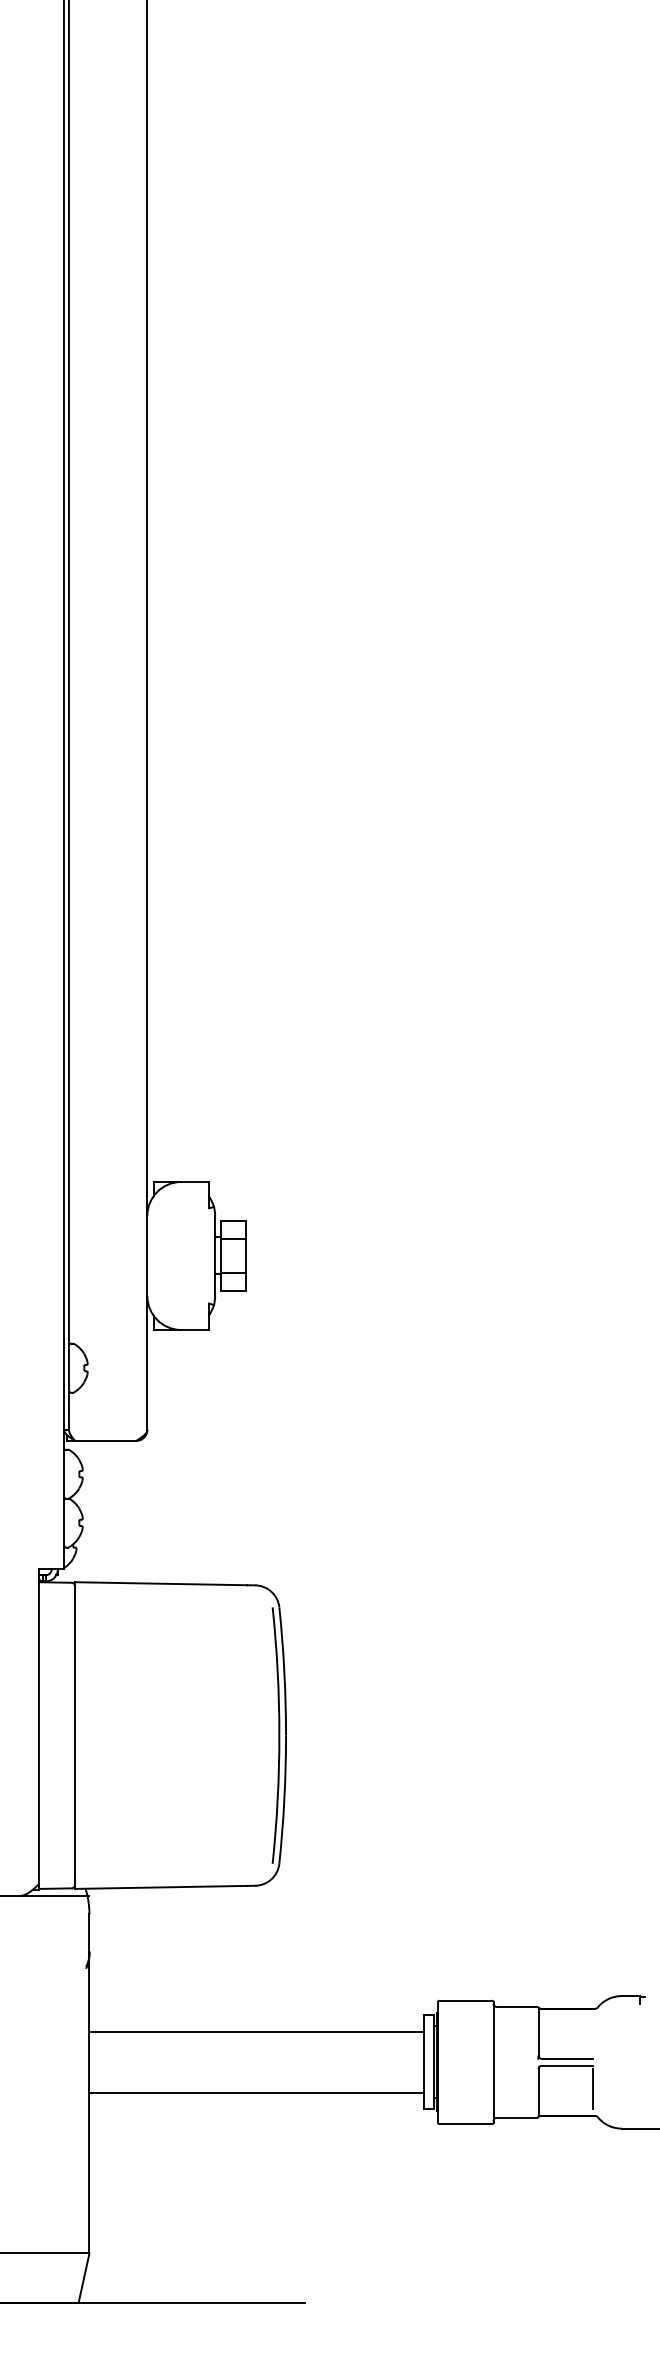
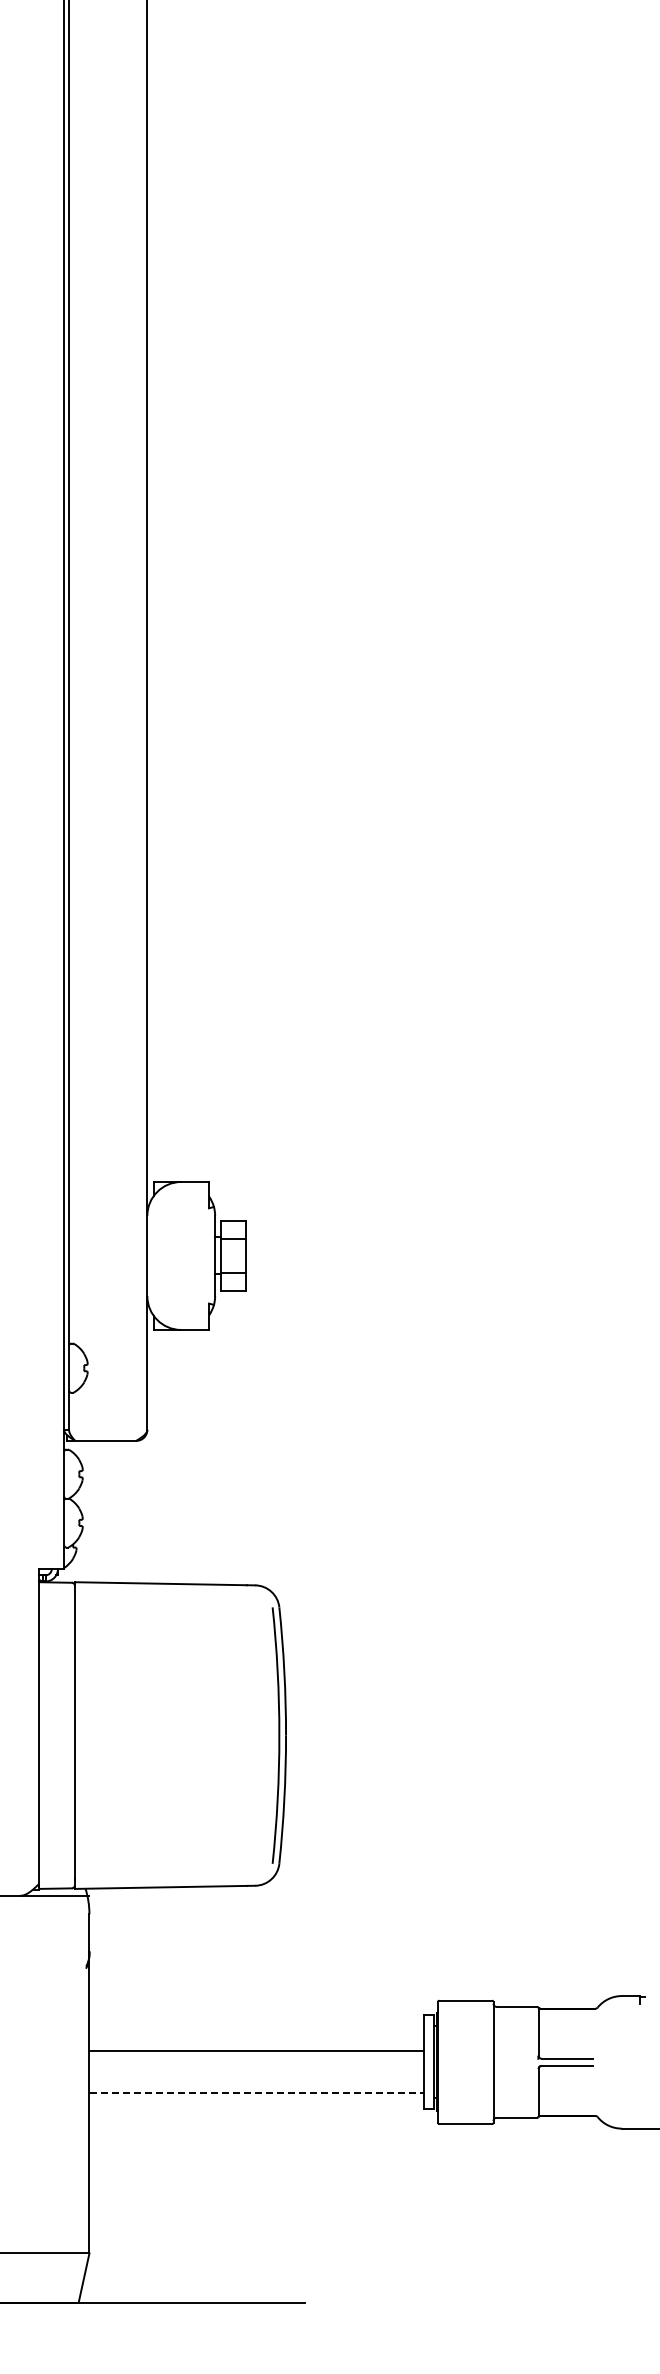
line position: (256, 2031) -> (256, 2050) (256, 2050)
line: present -> none (593, 2088)
line: solid -> dashed (257, 2093)
